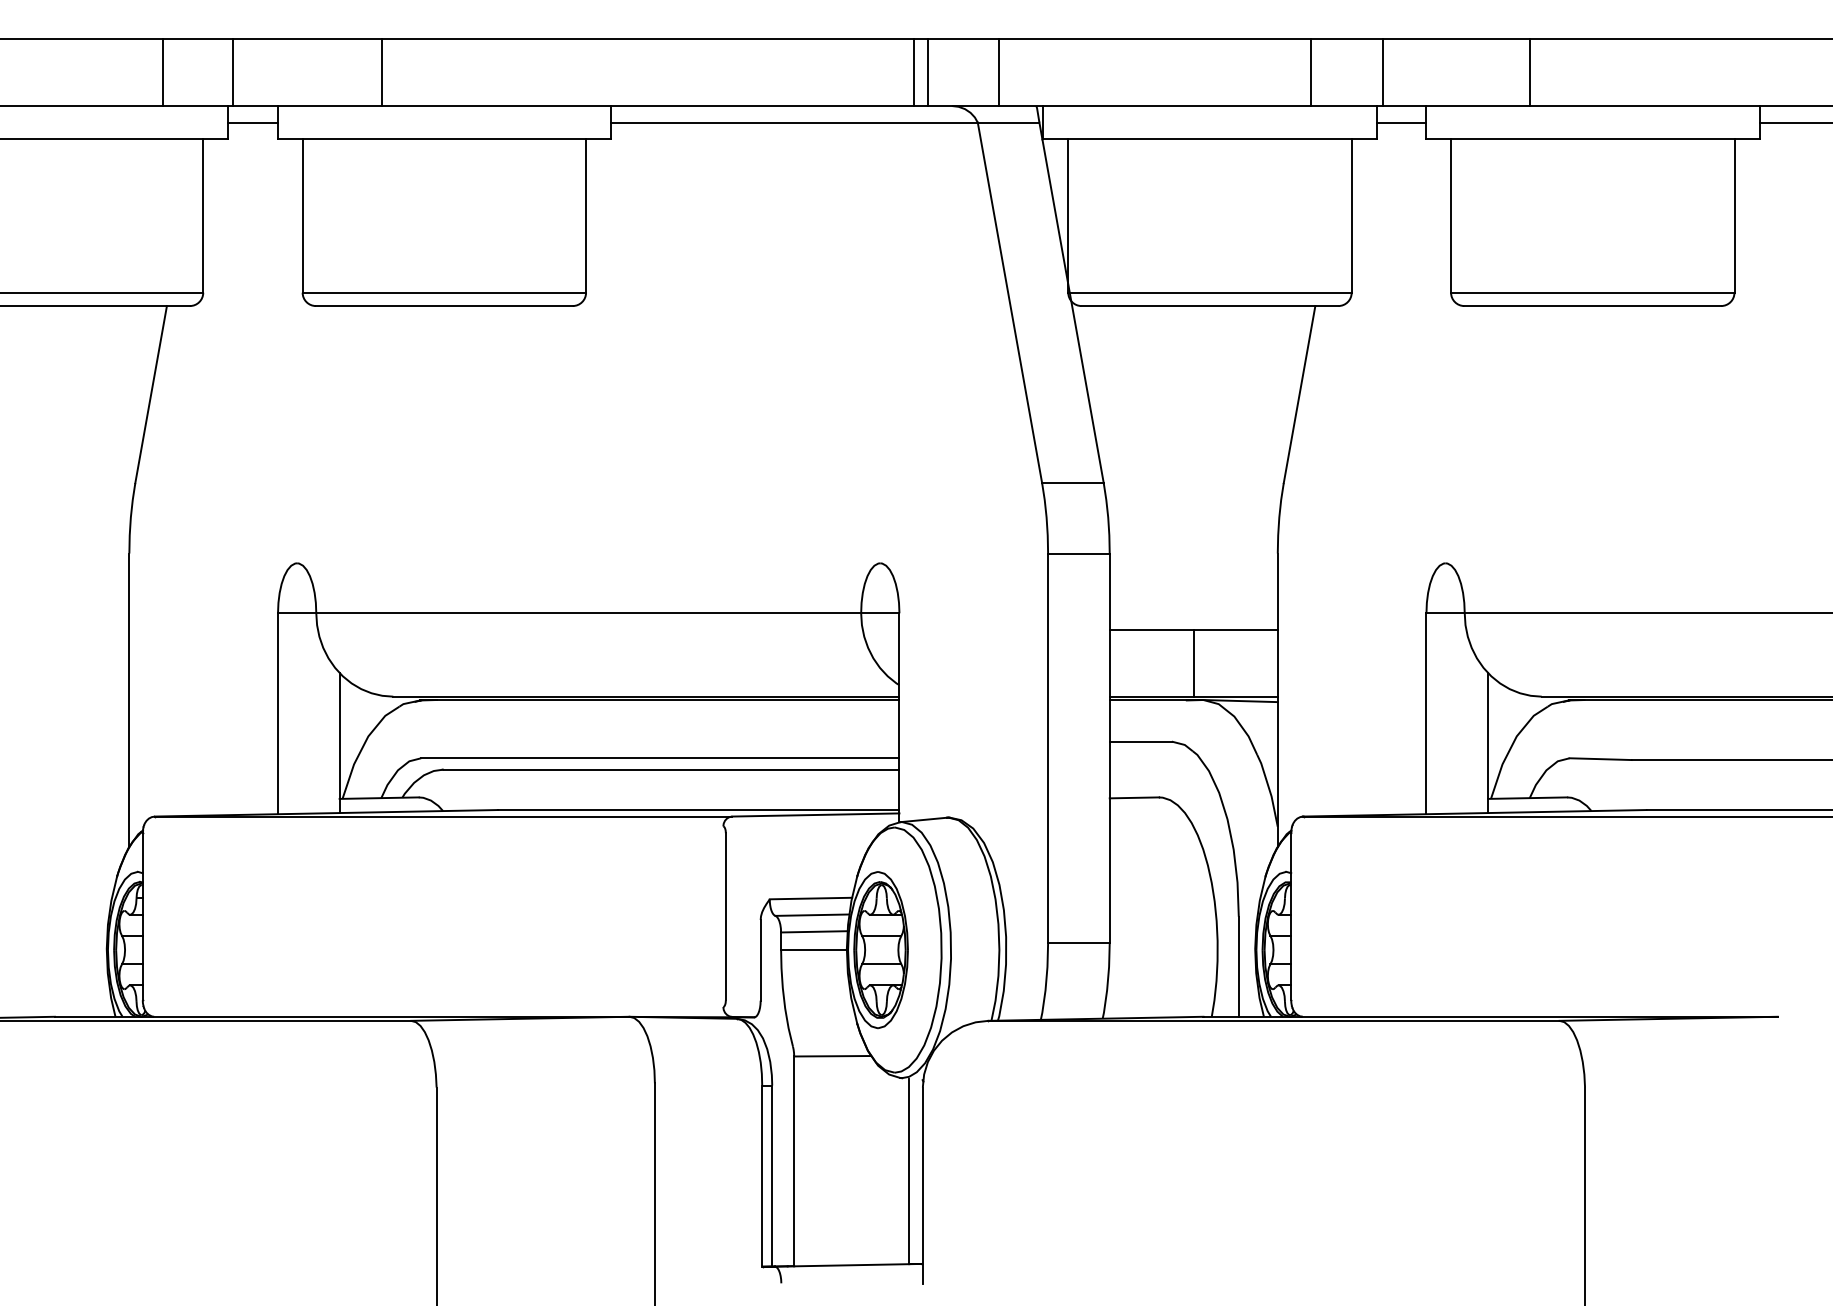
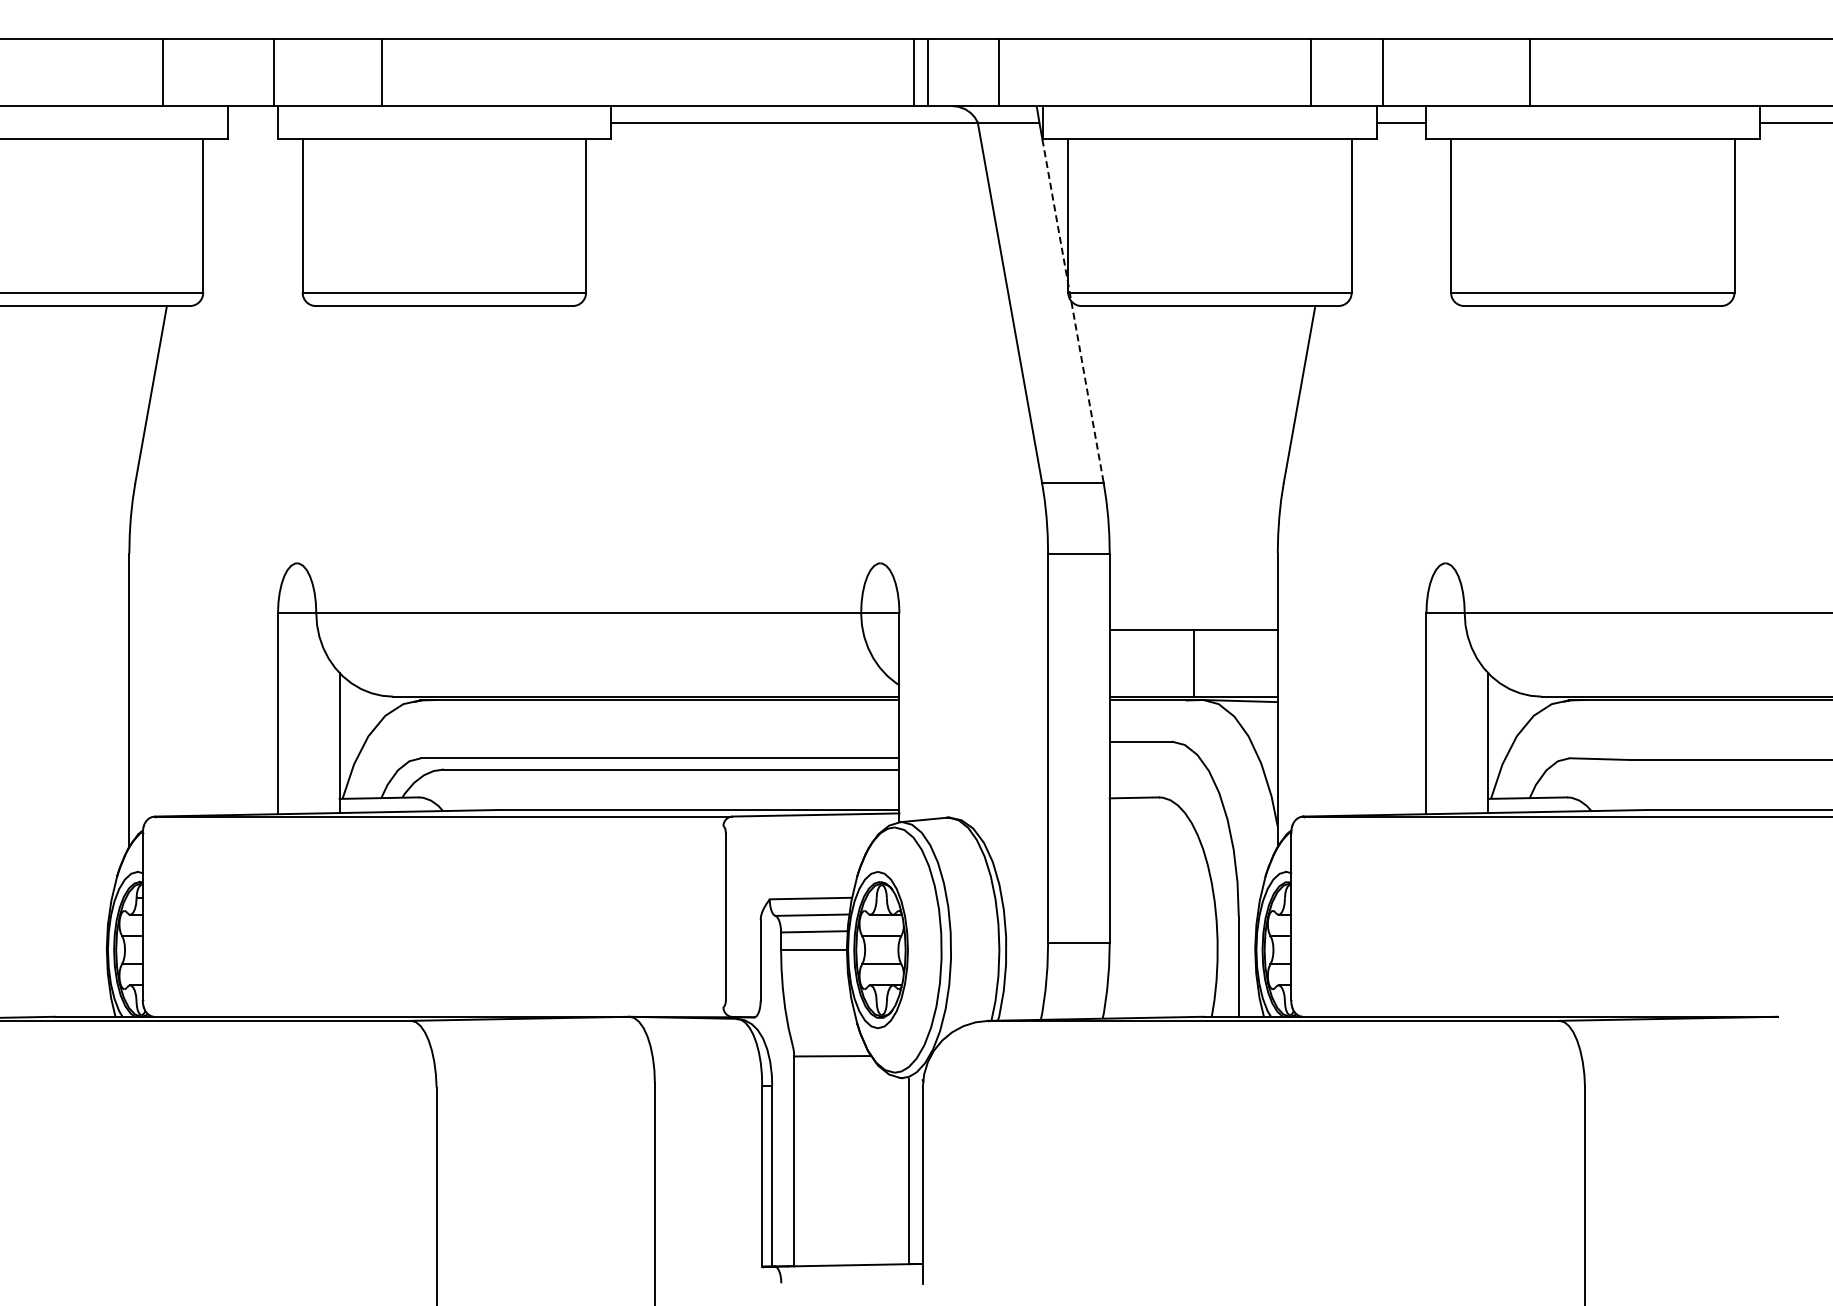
line position: (233, 72) -> (274, 72) (274, 72)
line: present -> none (252, 122)
line: solid -> dashed (1073, 311)
